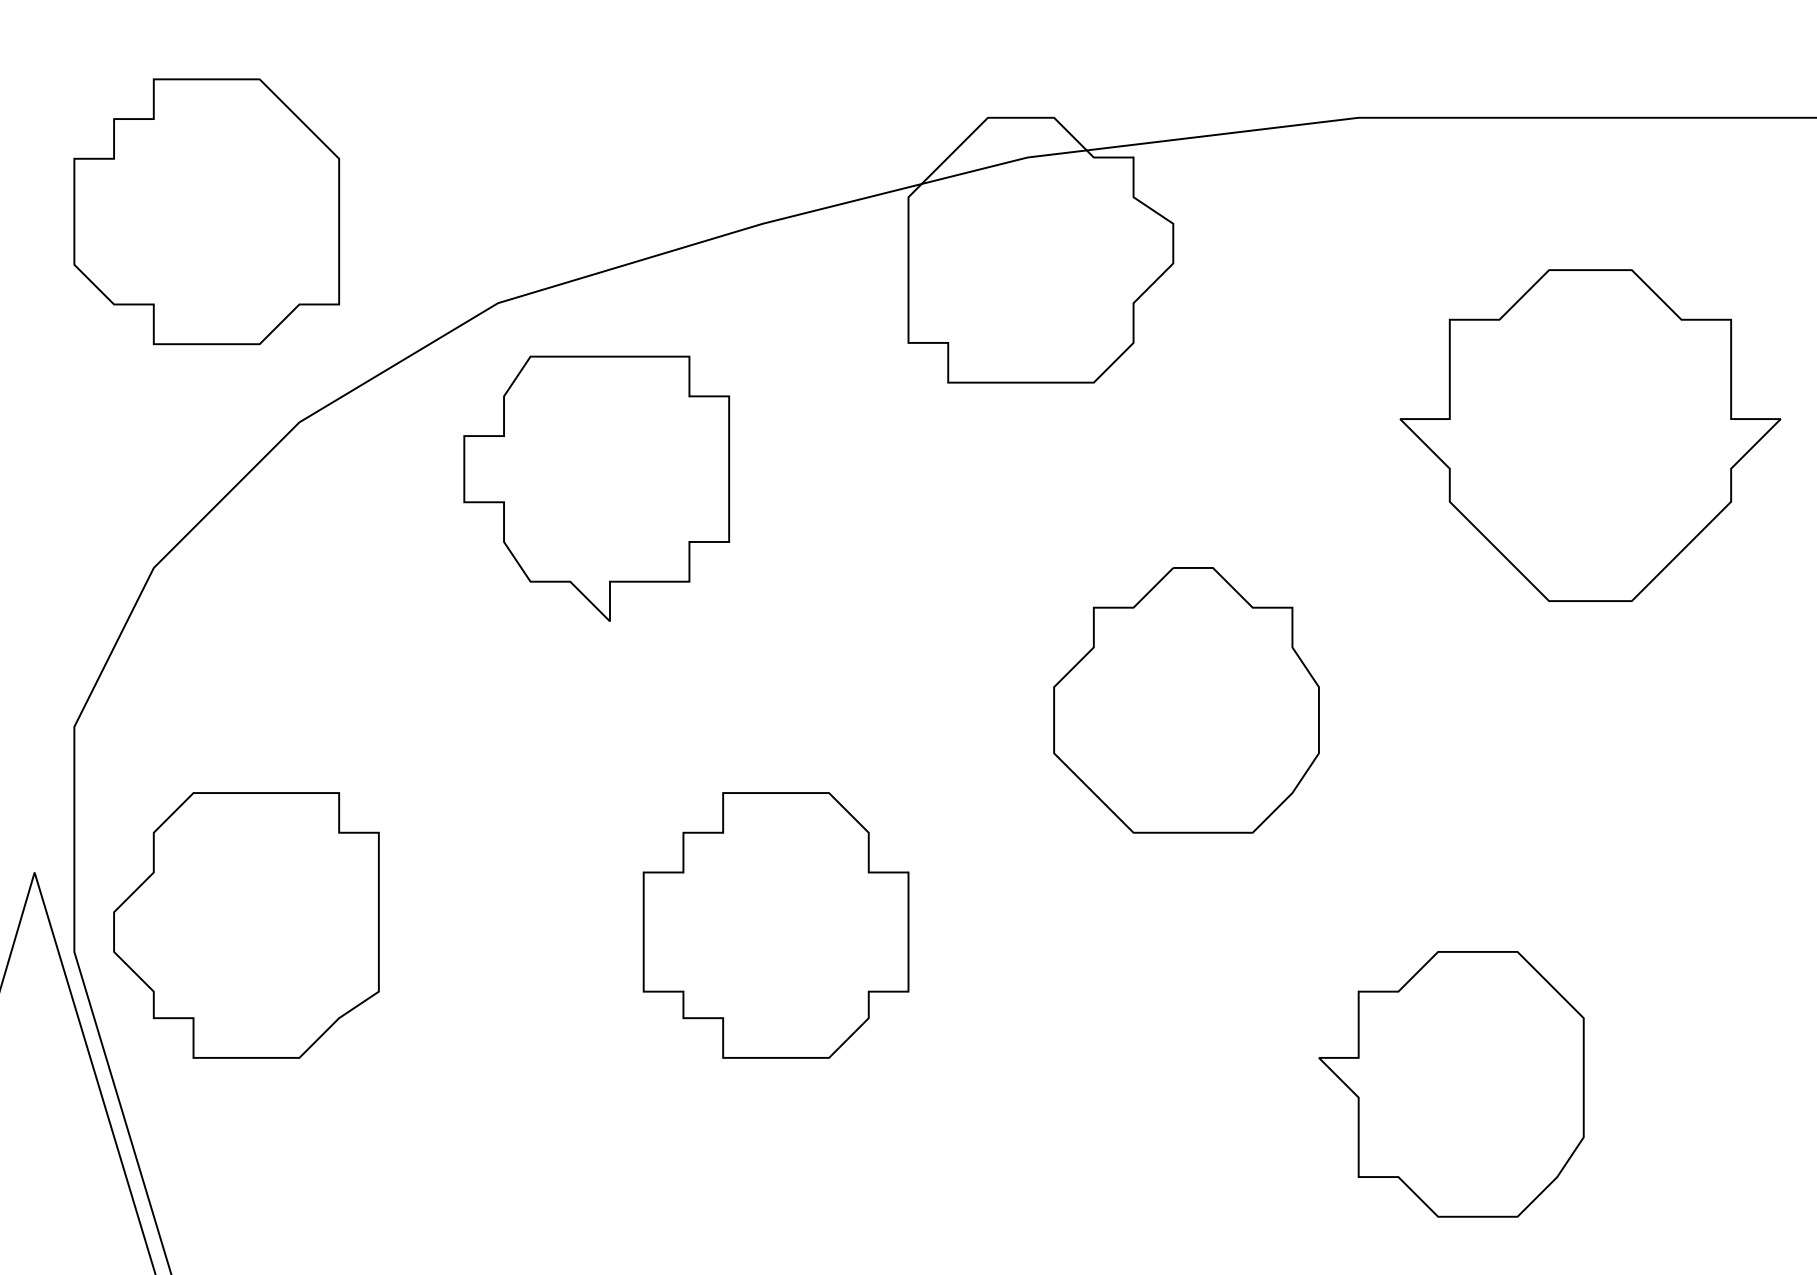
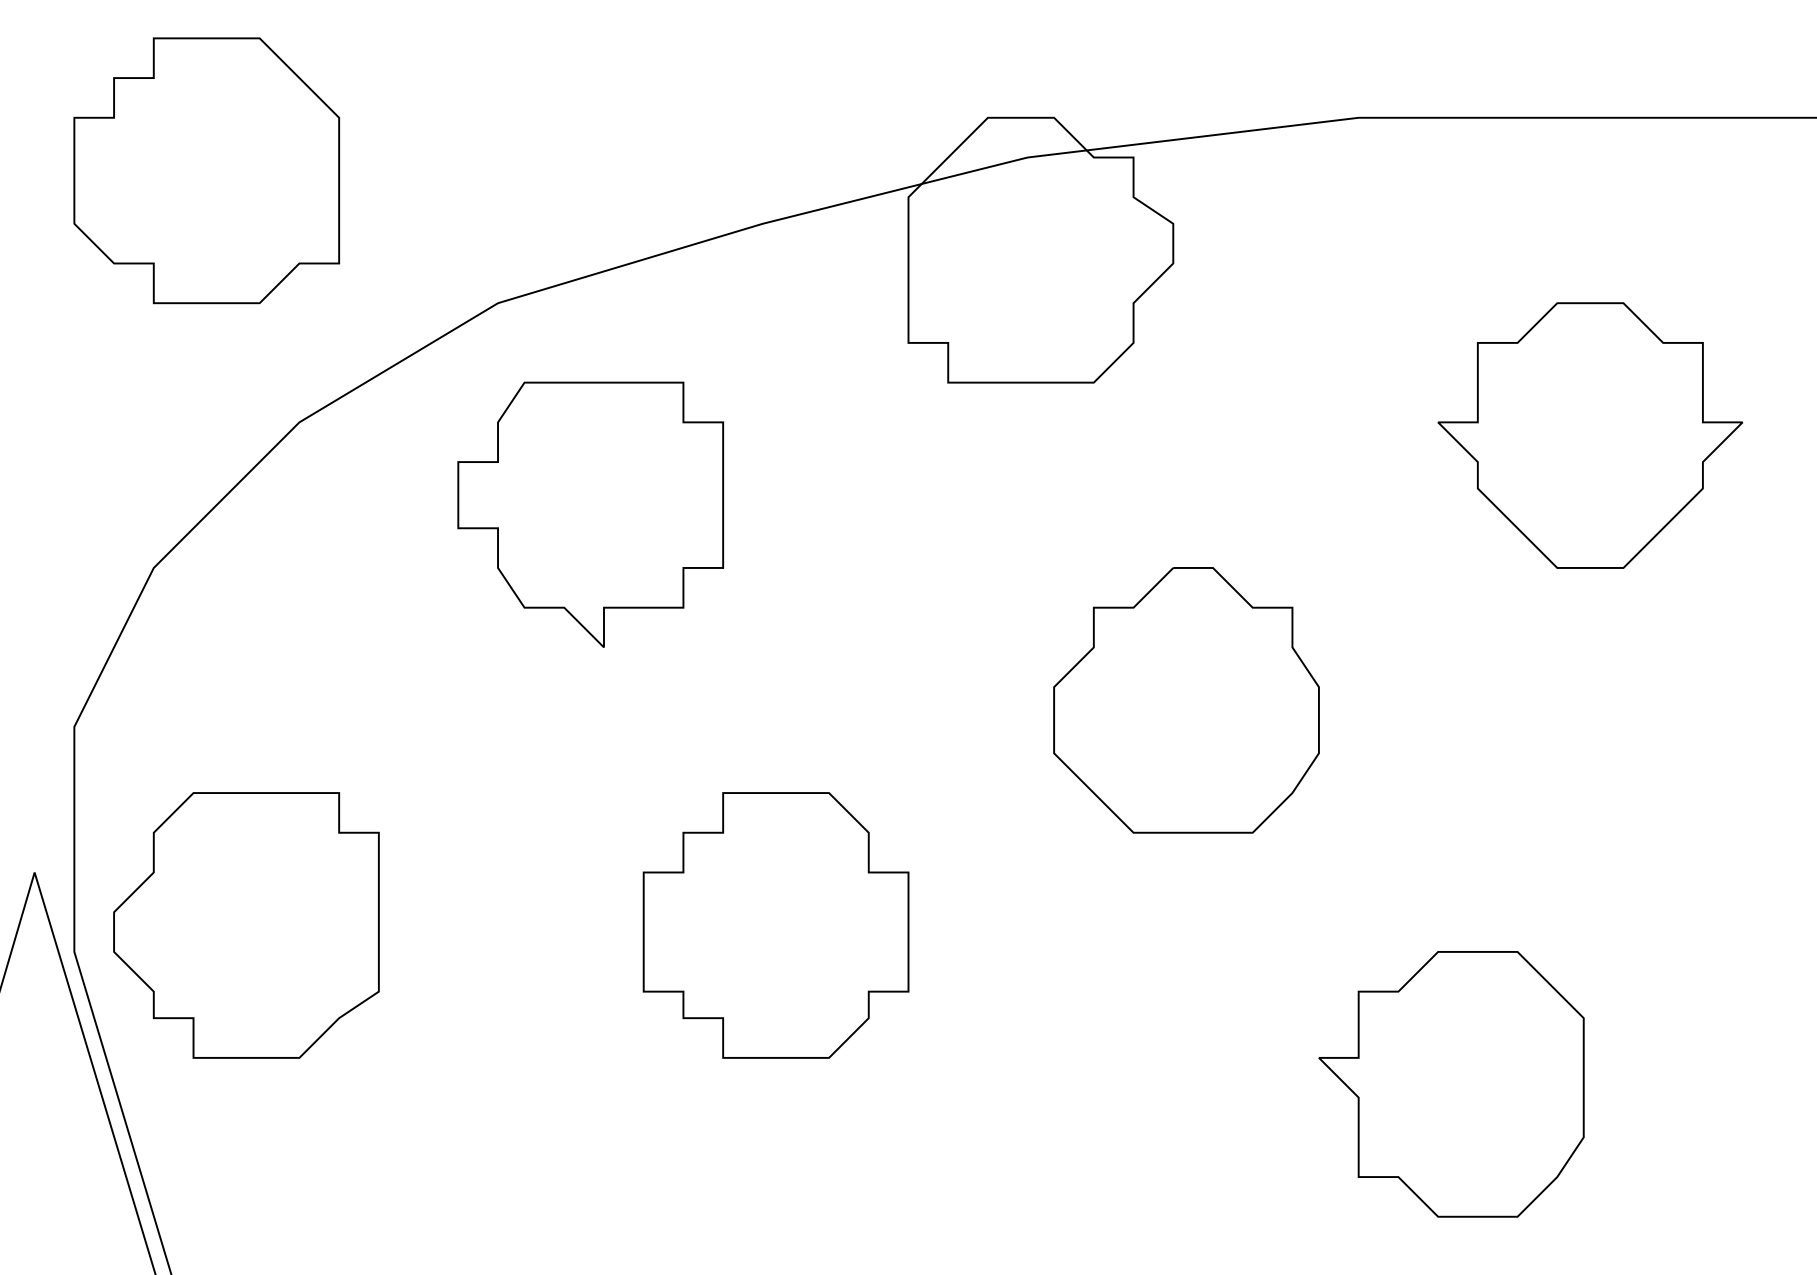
part position: (206, 211) -> (206, 170) (206, 170)
part size: 383x333 px -> 306x267 px (1589, 435)
part position: (596, 488) -> (590, 514) (590, 514)
